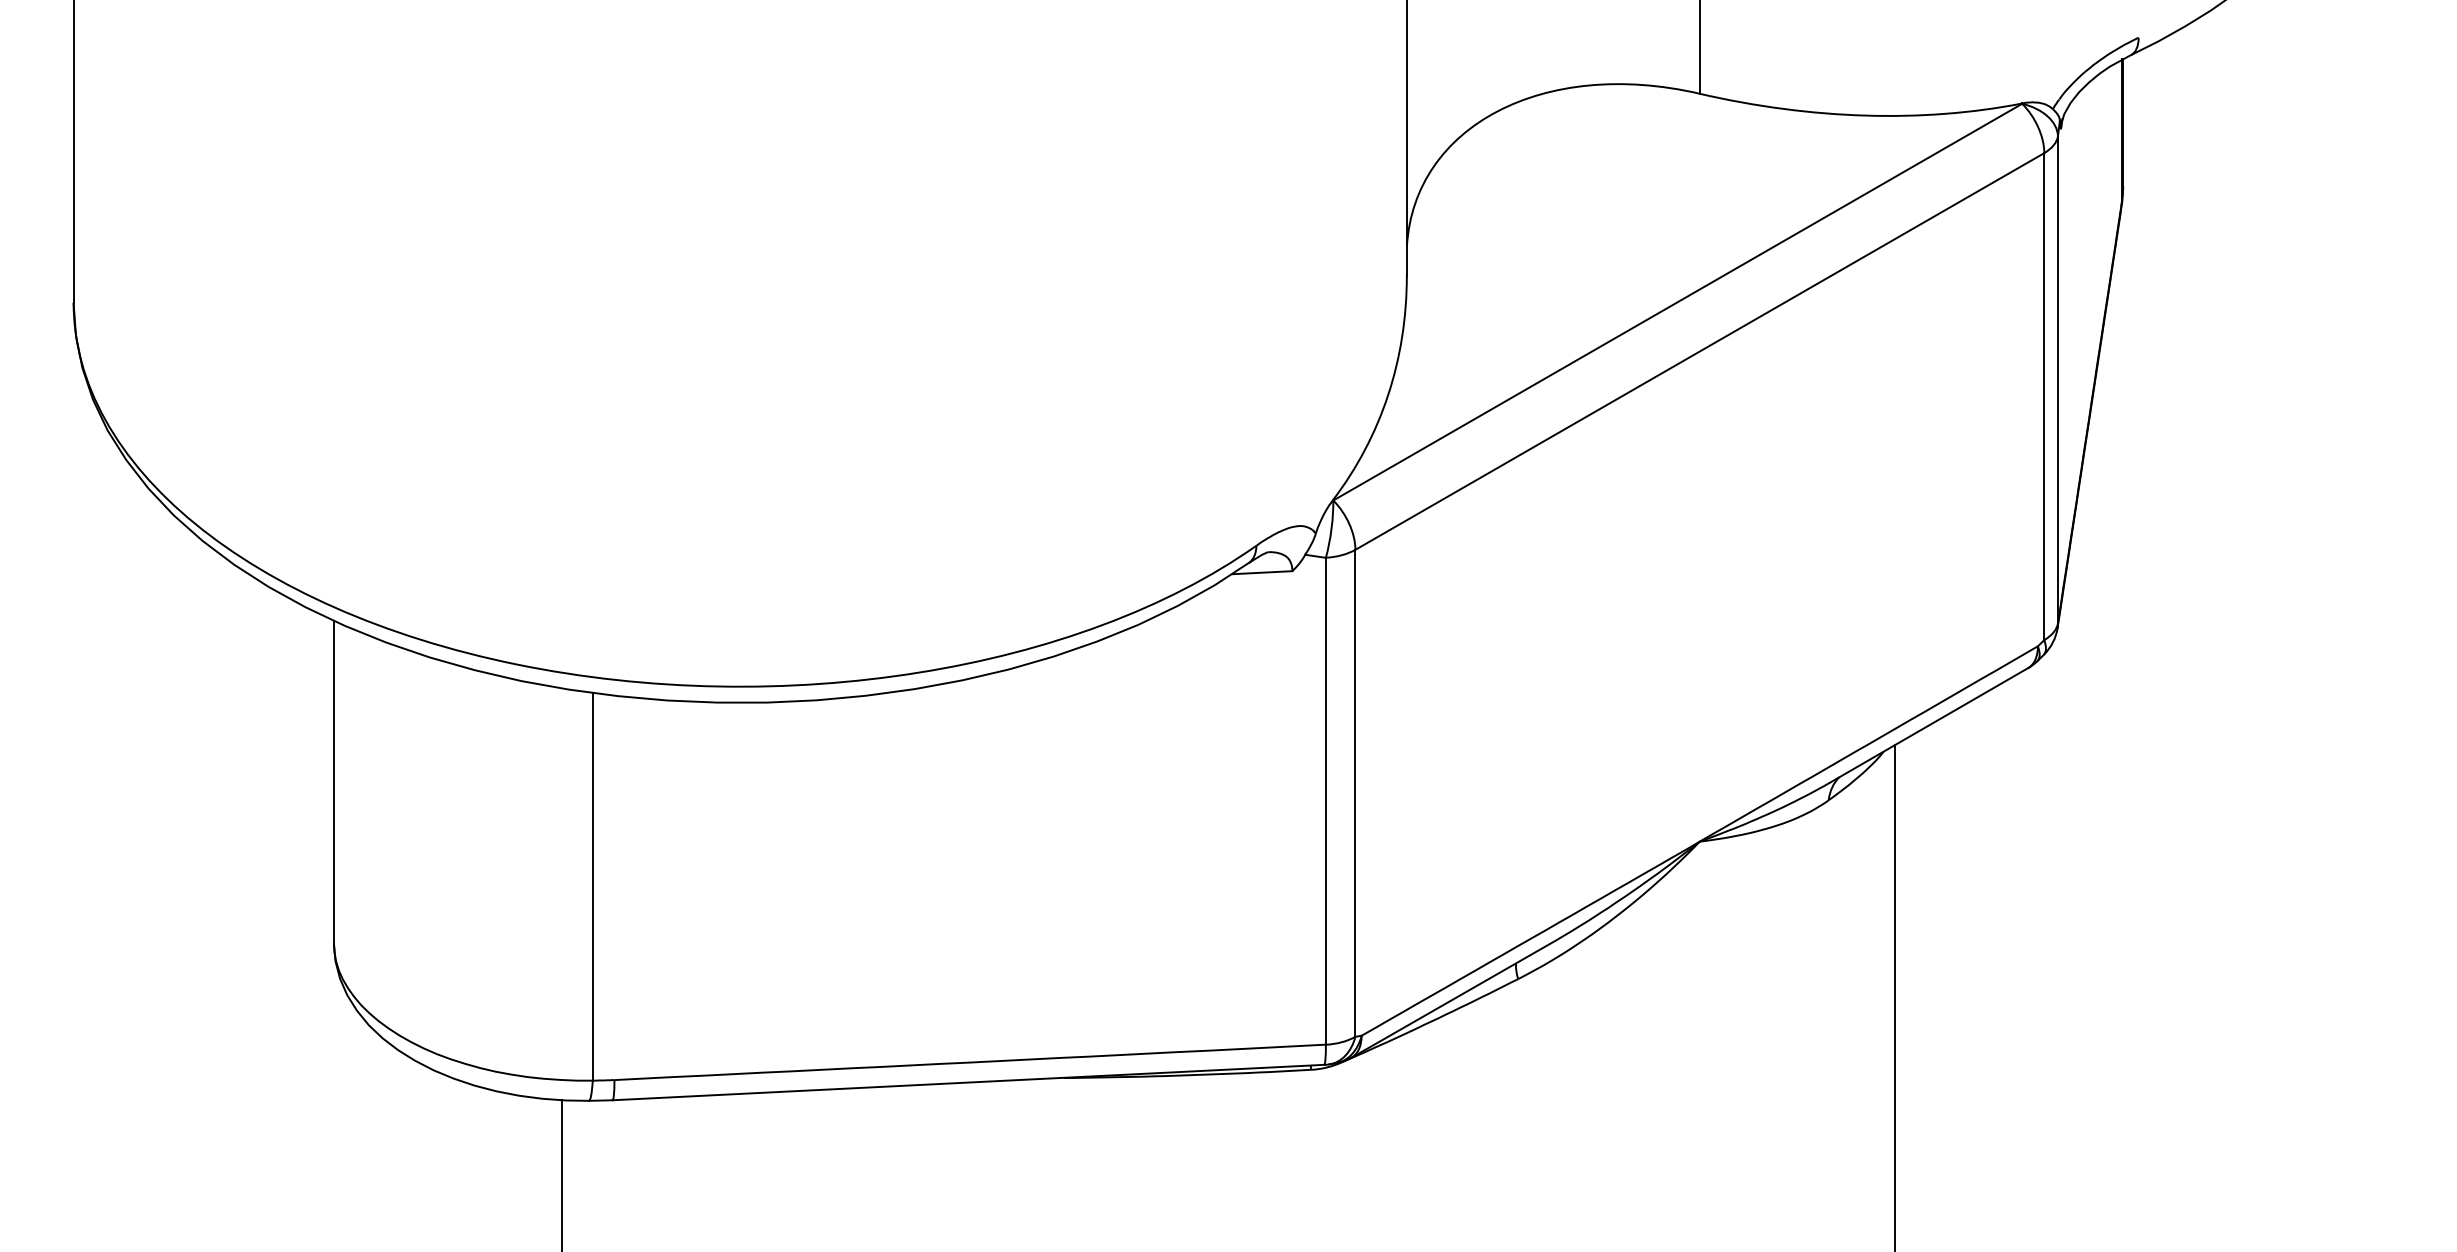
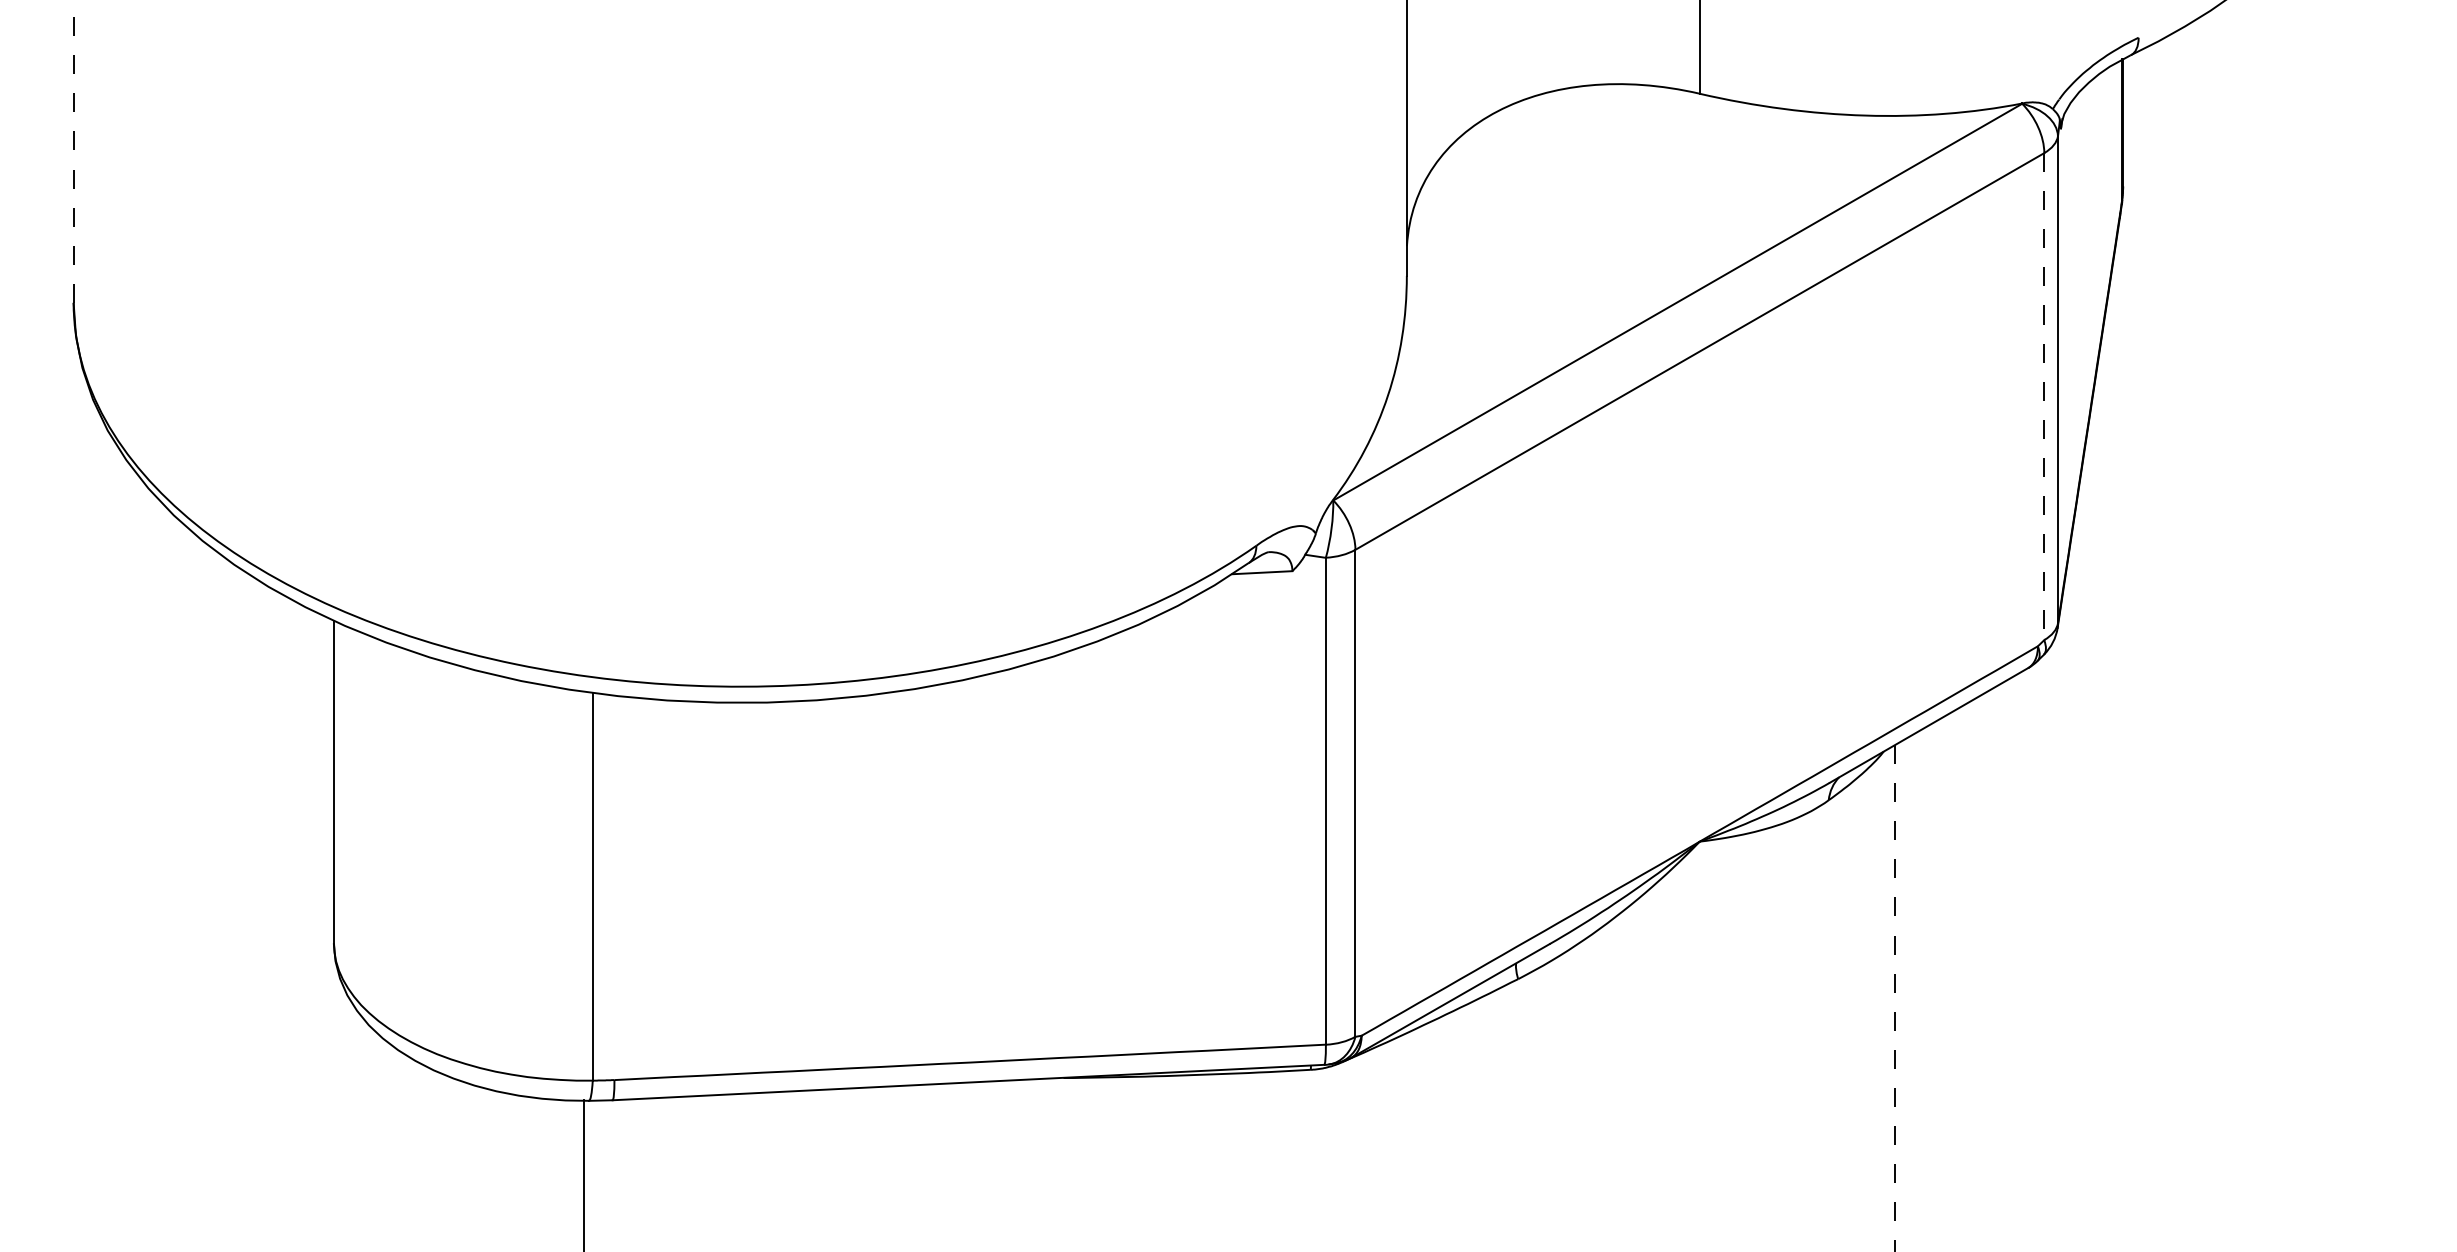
line: solid -> dashed (73, 151)
line: solid -> dashed (2044, 397)
line: solid -> dashed (1895, 998)
line position: (561, 1174) -> (583, 1174) (583, 1174)
